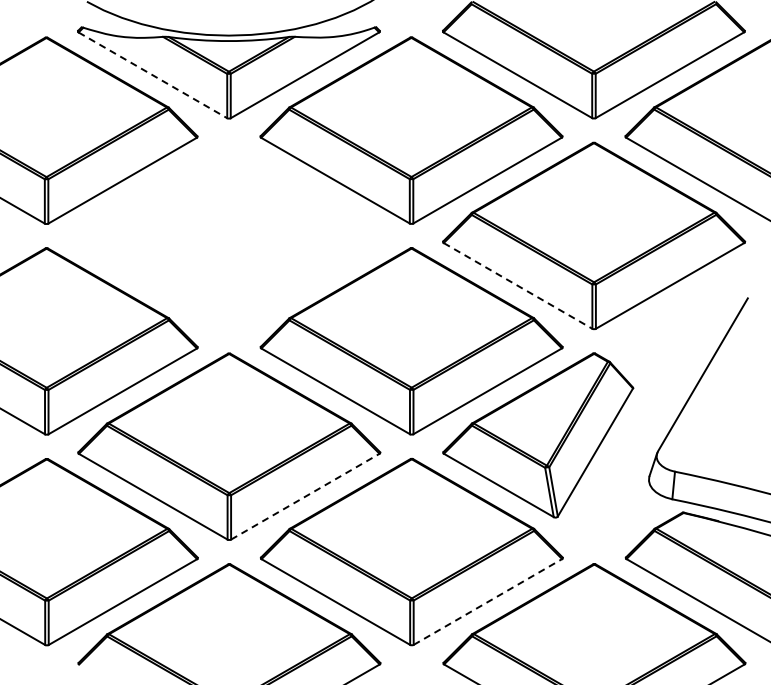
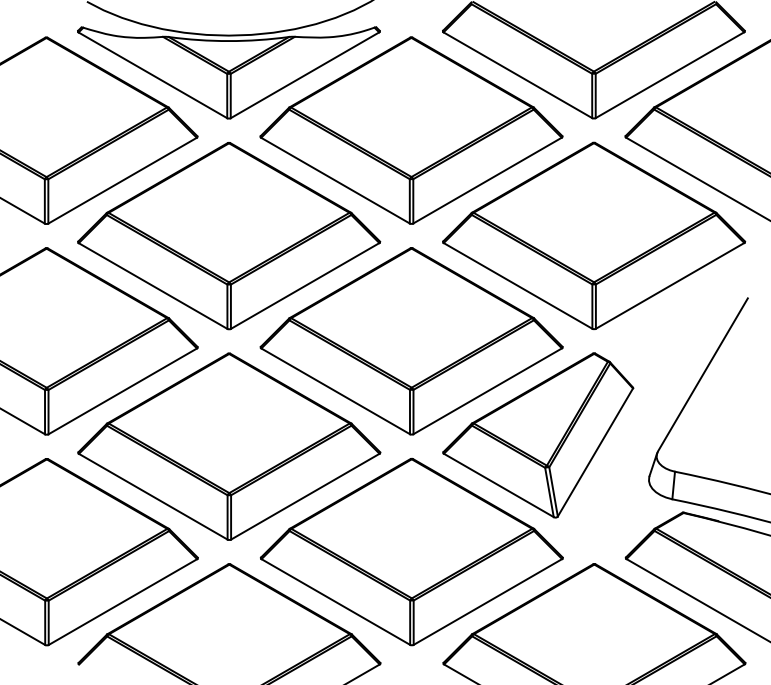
line: dashed -> solid (152, 75)
part: none -> present (229, 236)
line: dashed -> solid (518, 285)
line: dashed -> solid (305, 496)
line: dashed -> solid (487, 601)
